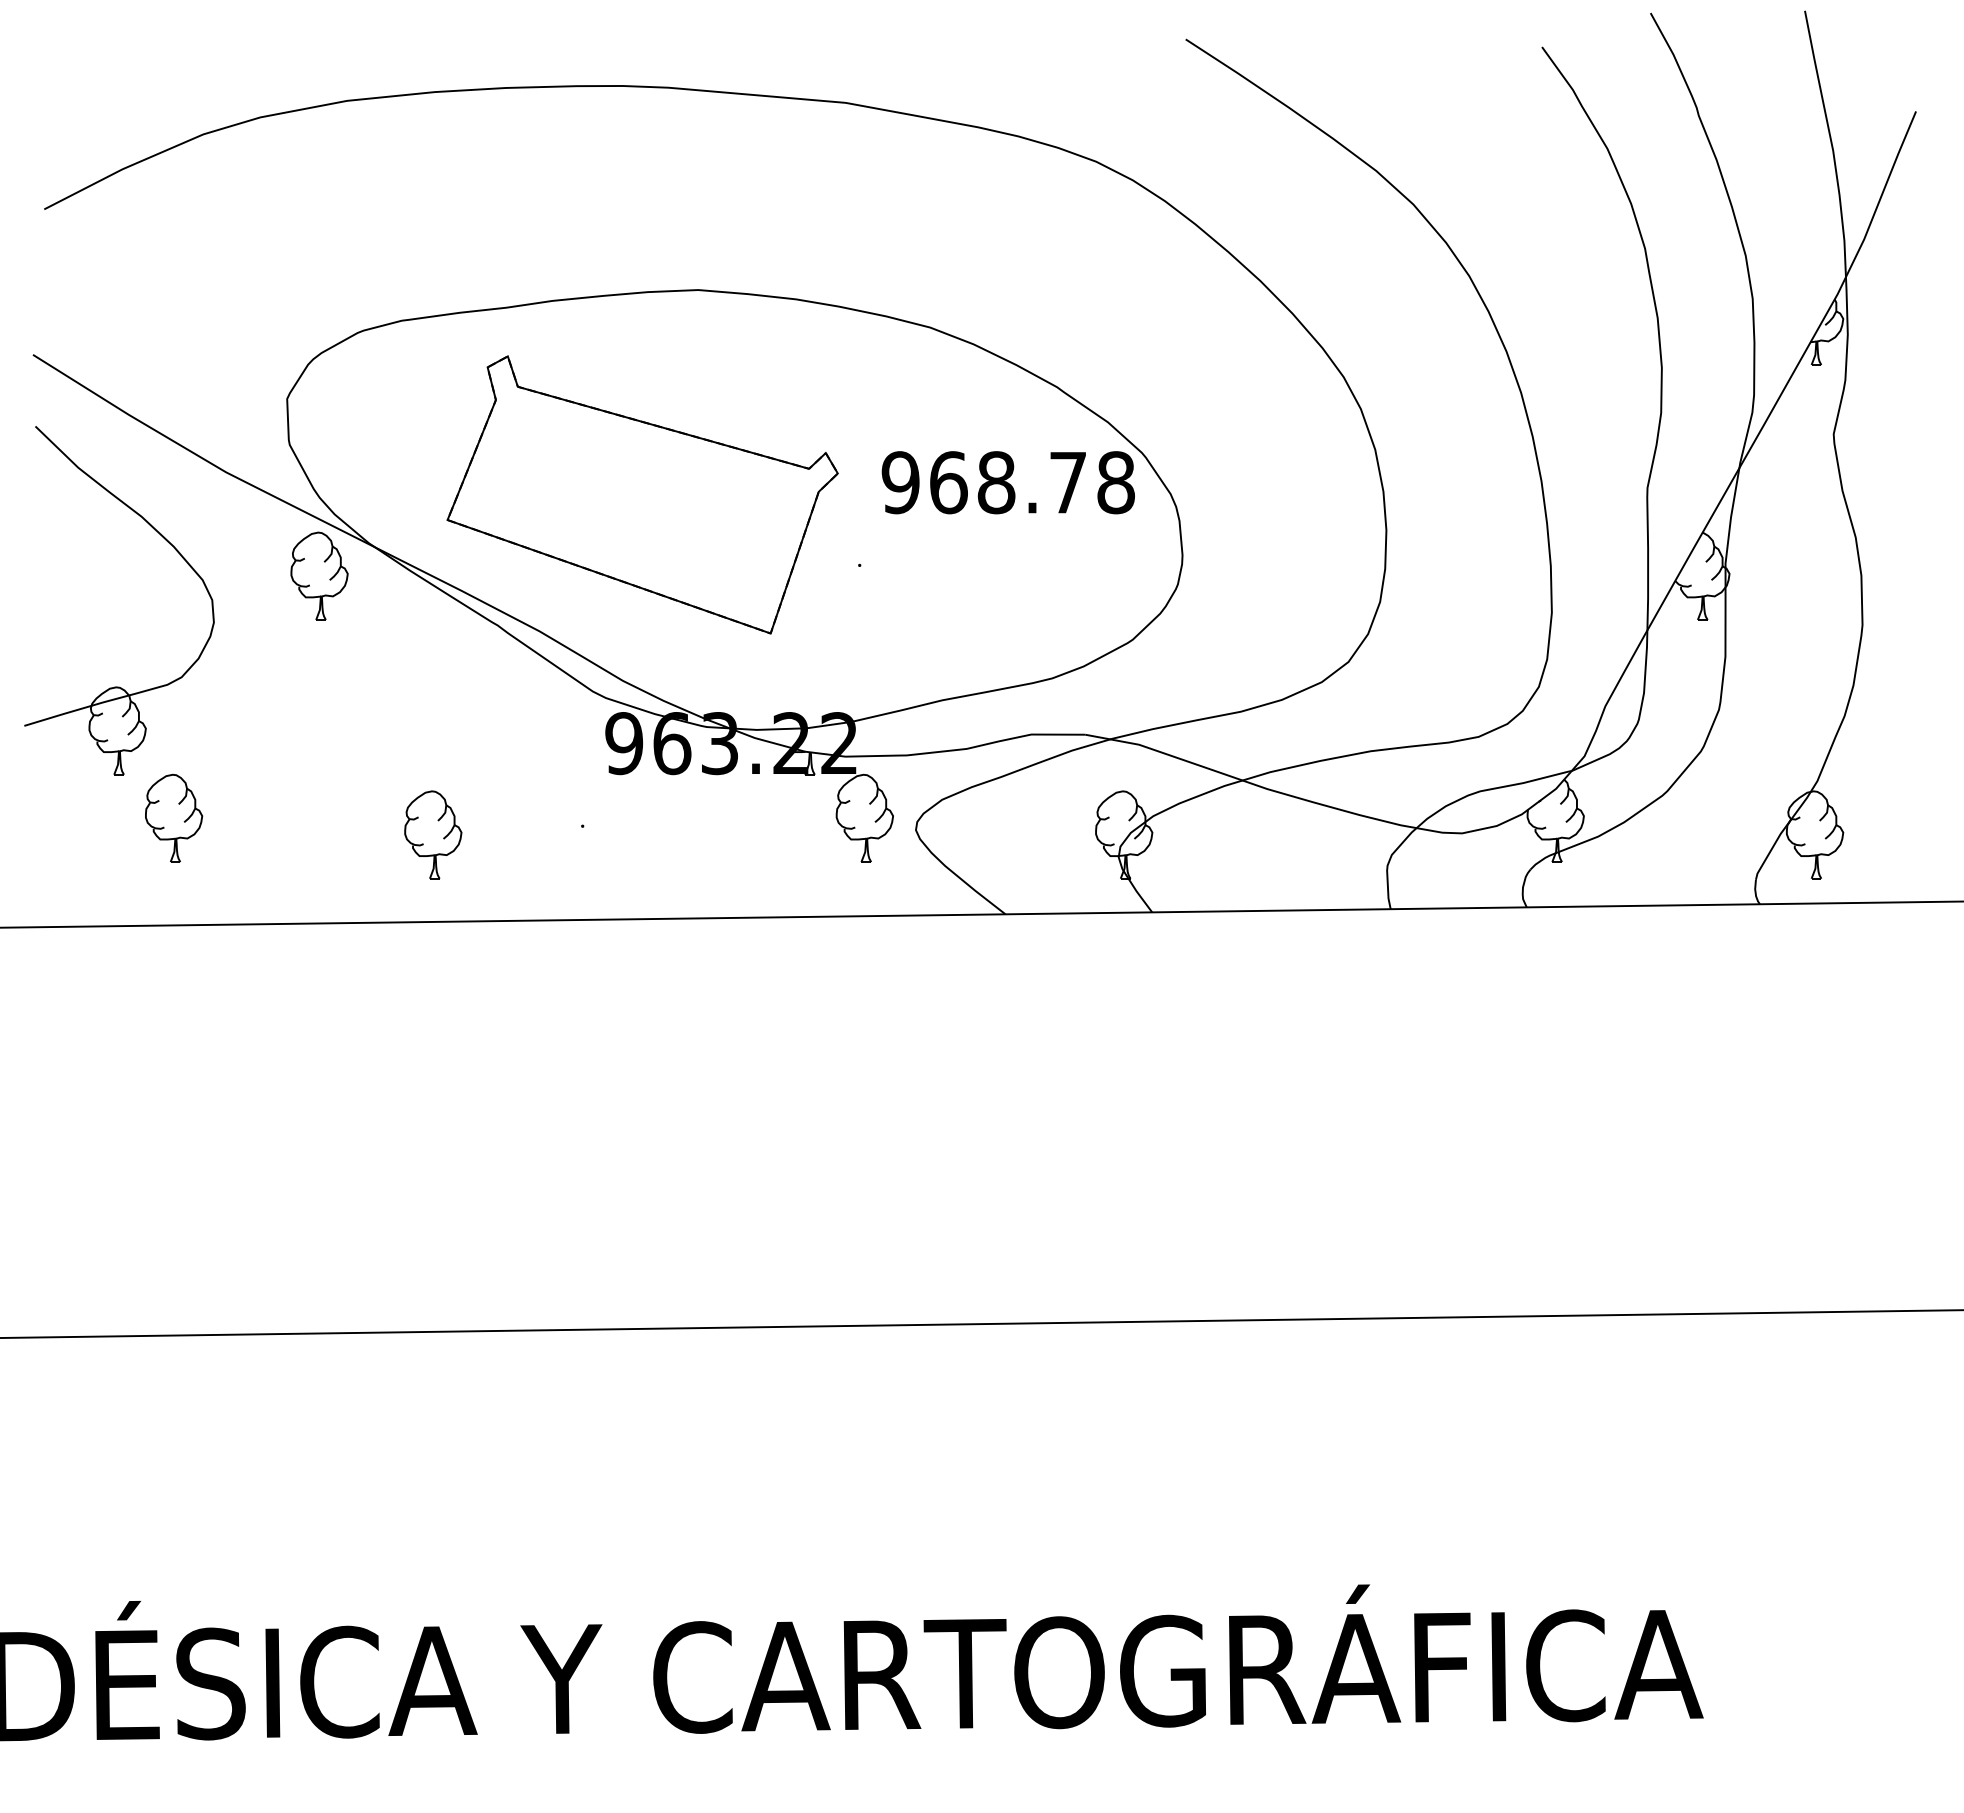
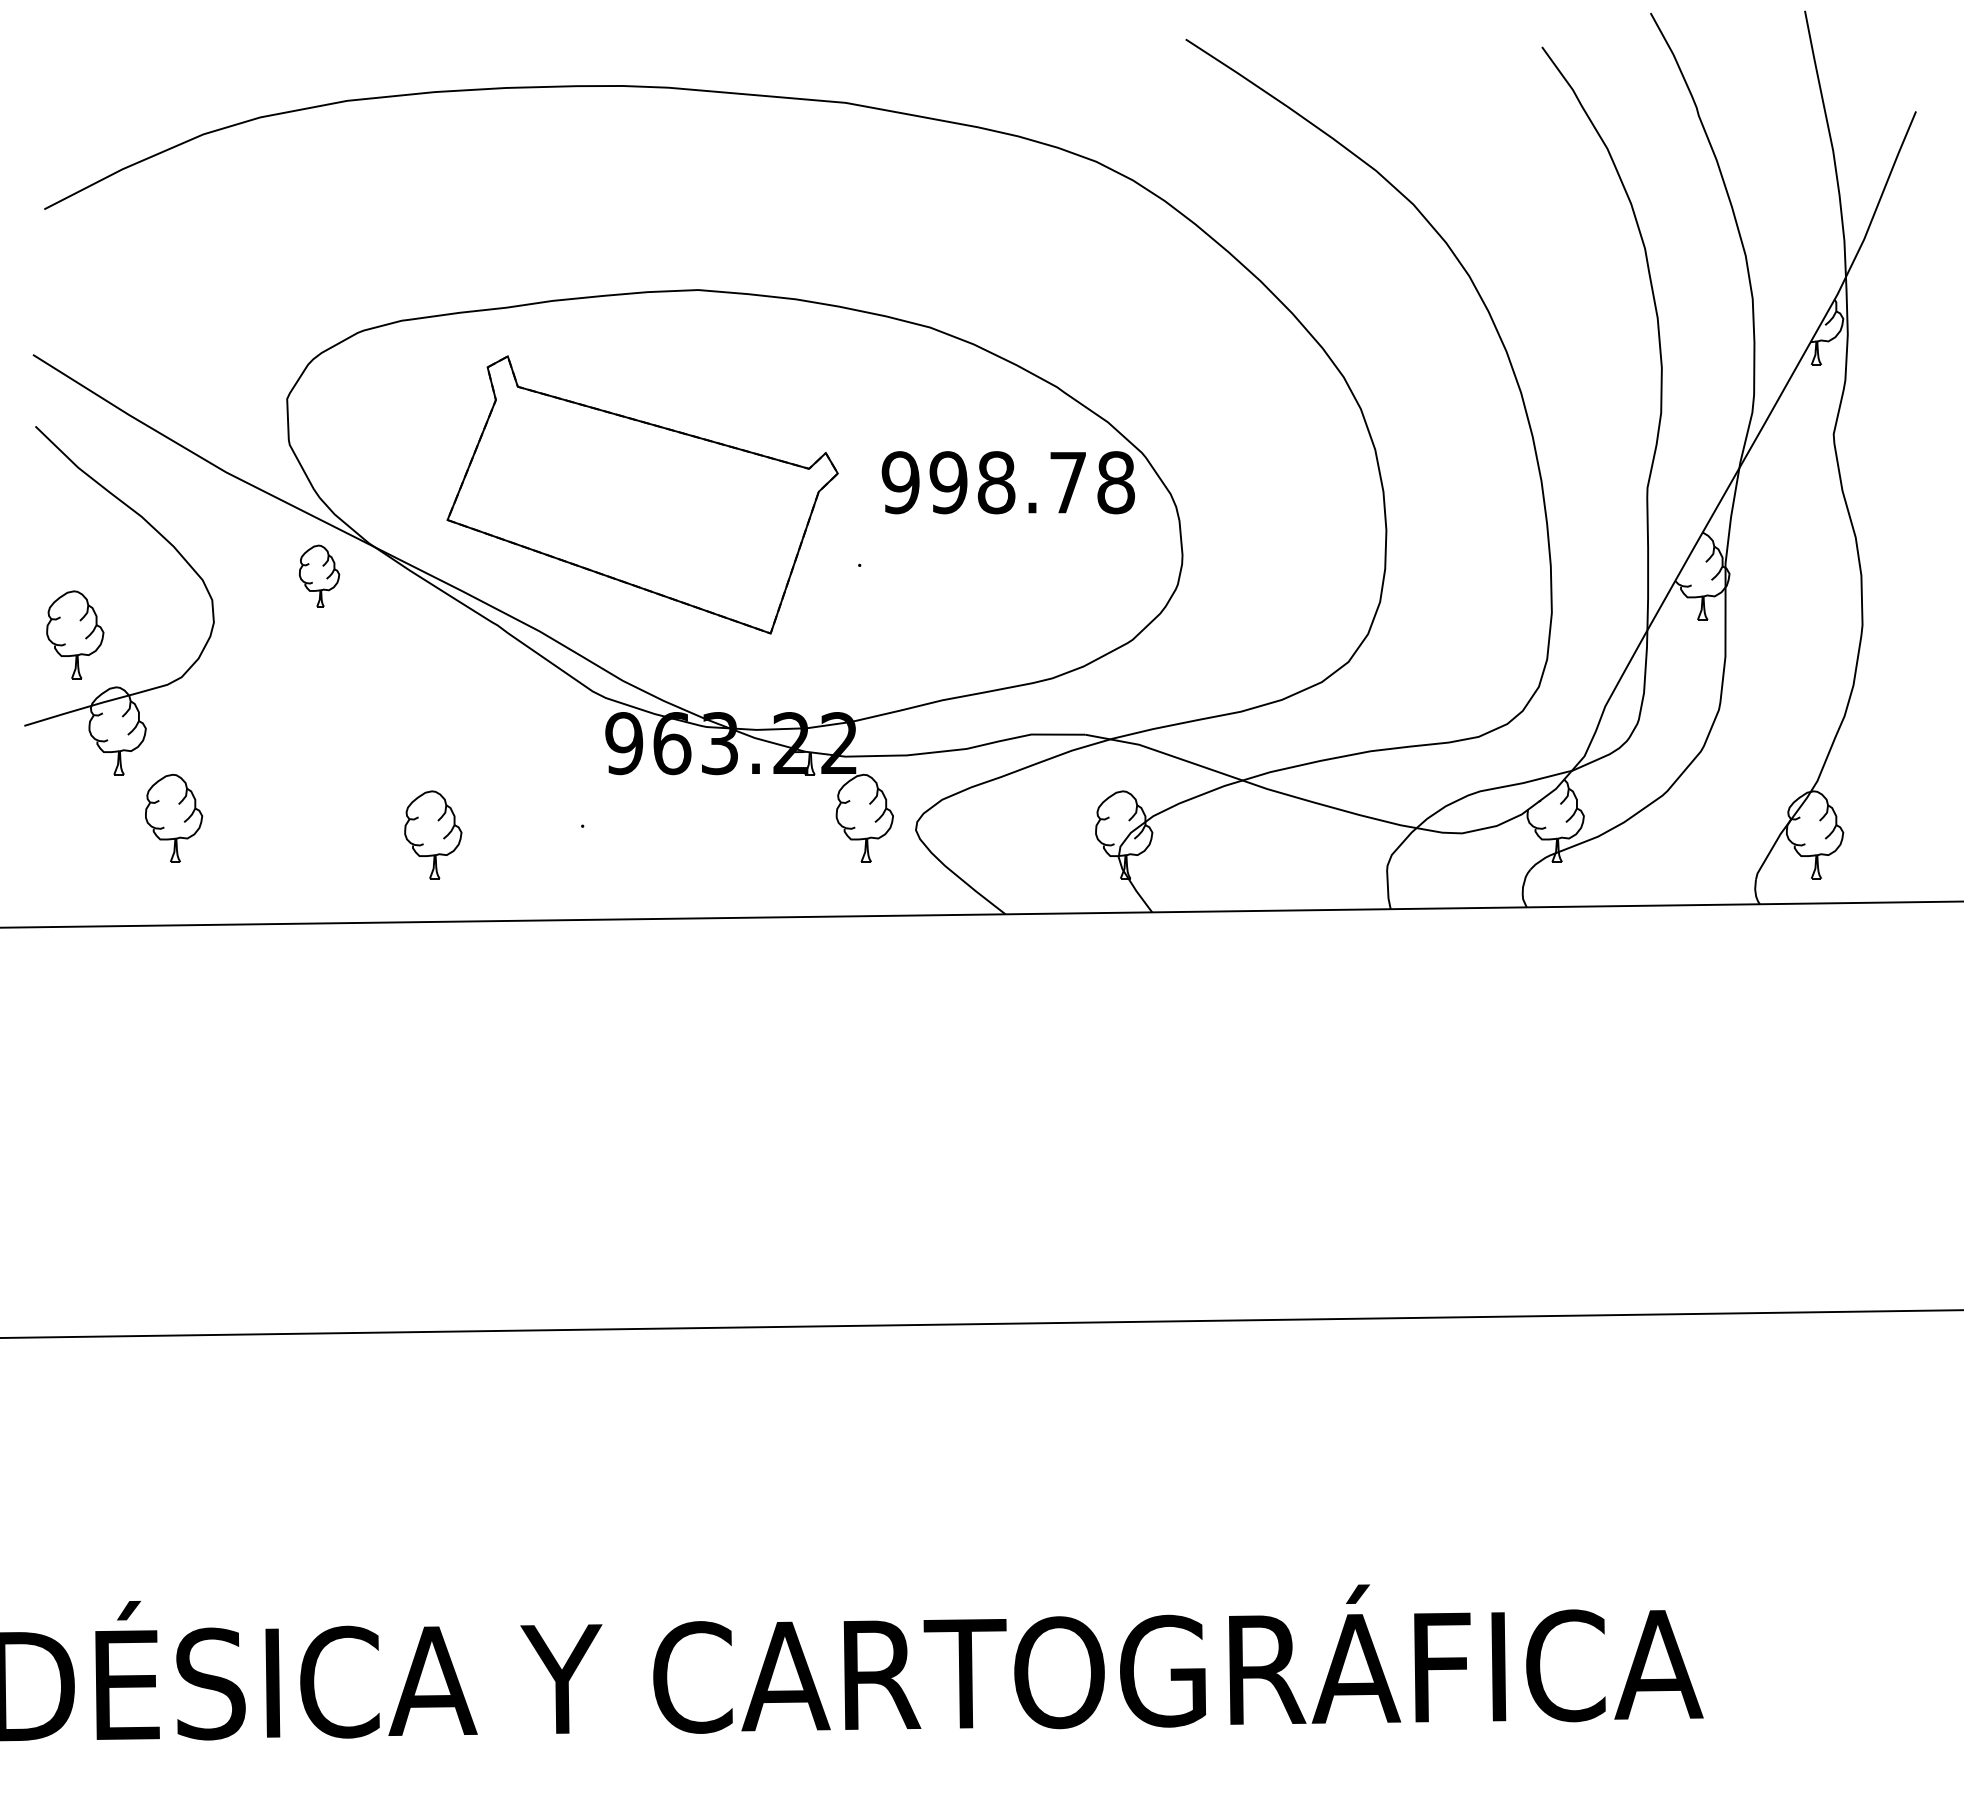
text: 968.78 -> 998.78 (948, 482)
part size: 59x90 px -> 42x64 px (319, 575)
part: none -> present (75, 634)
